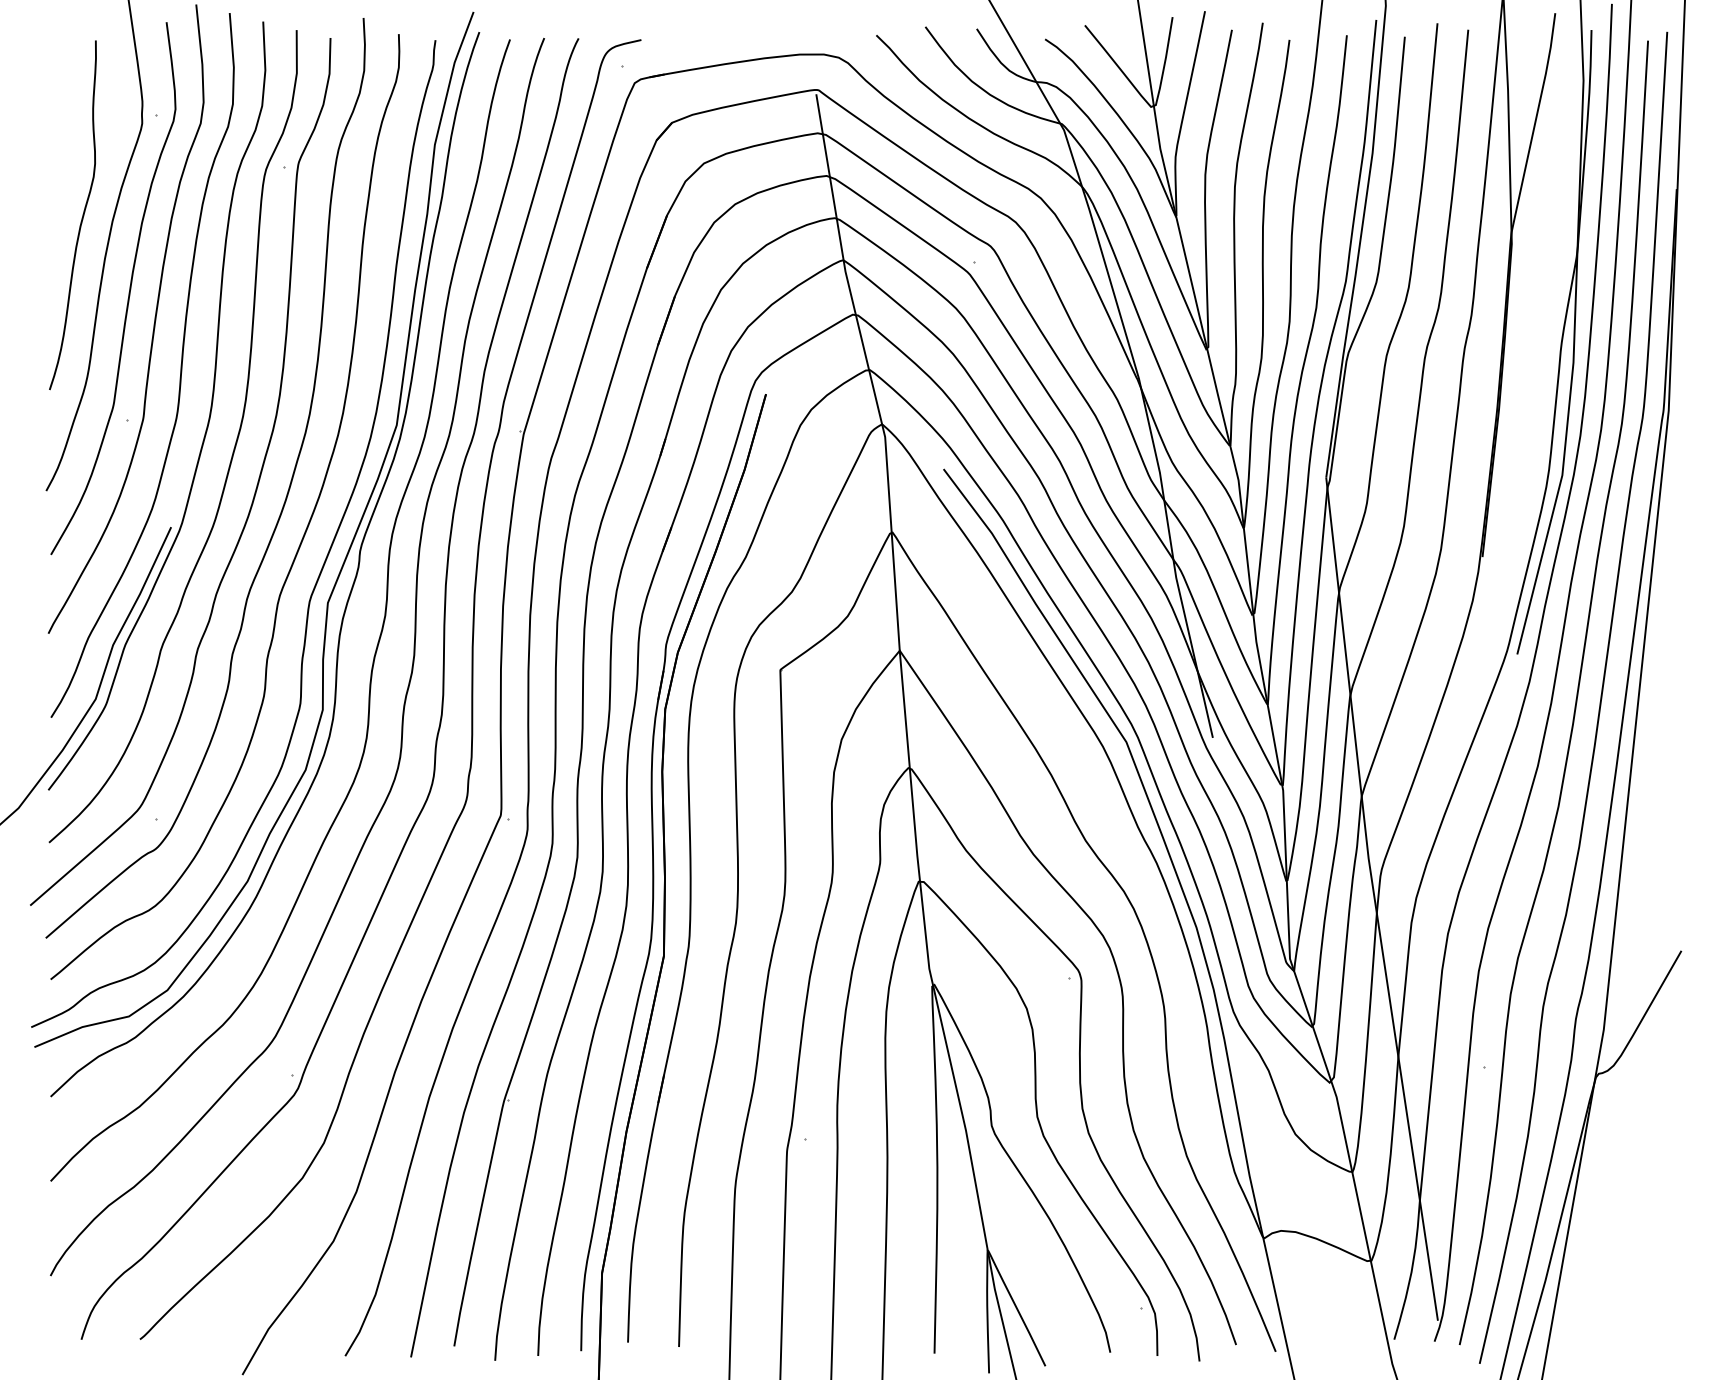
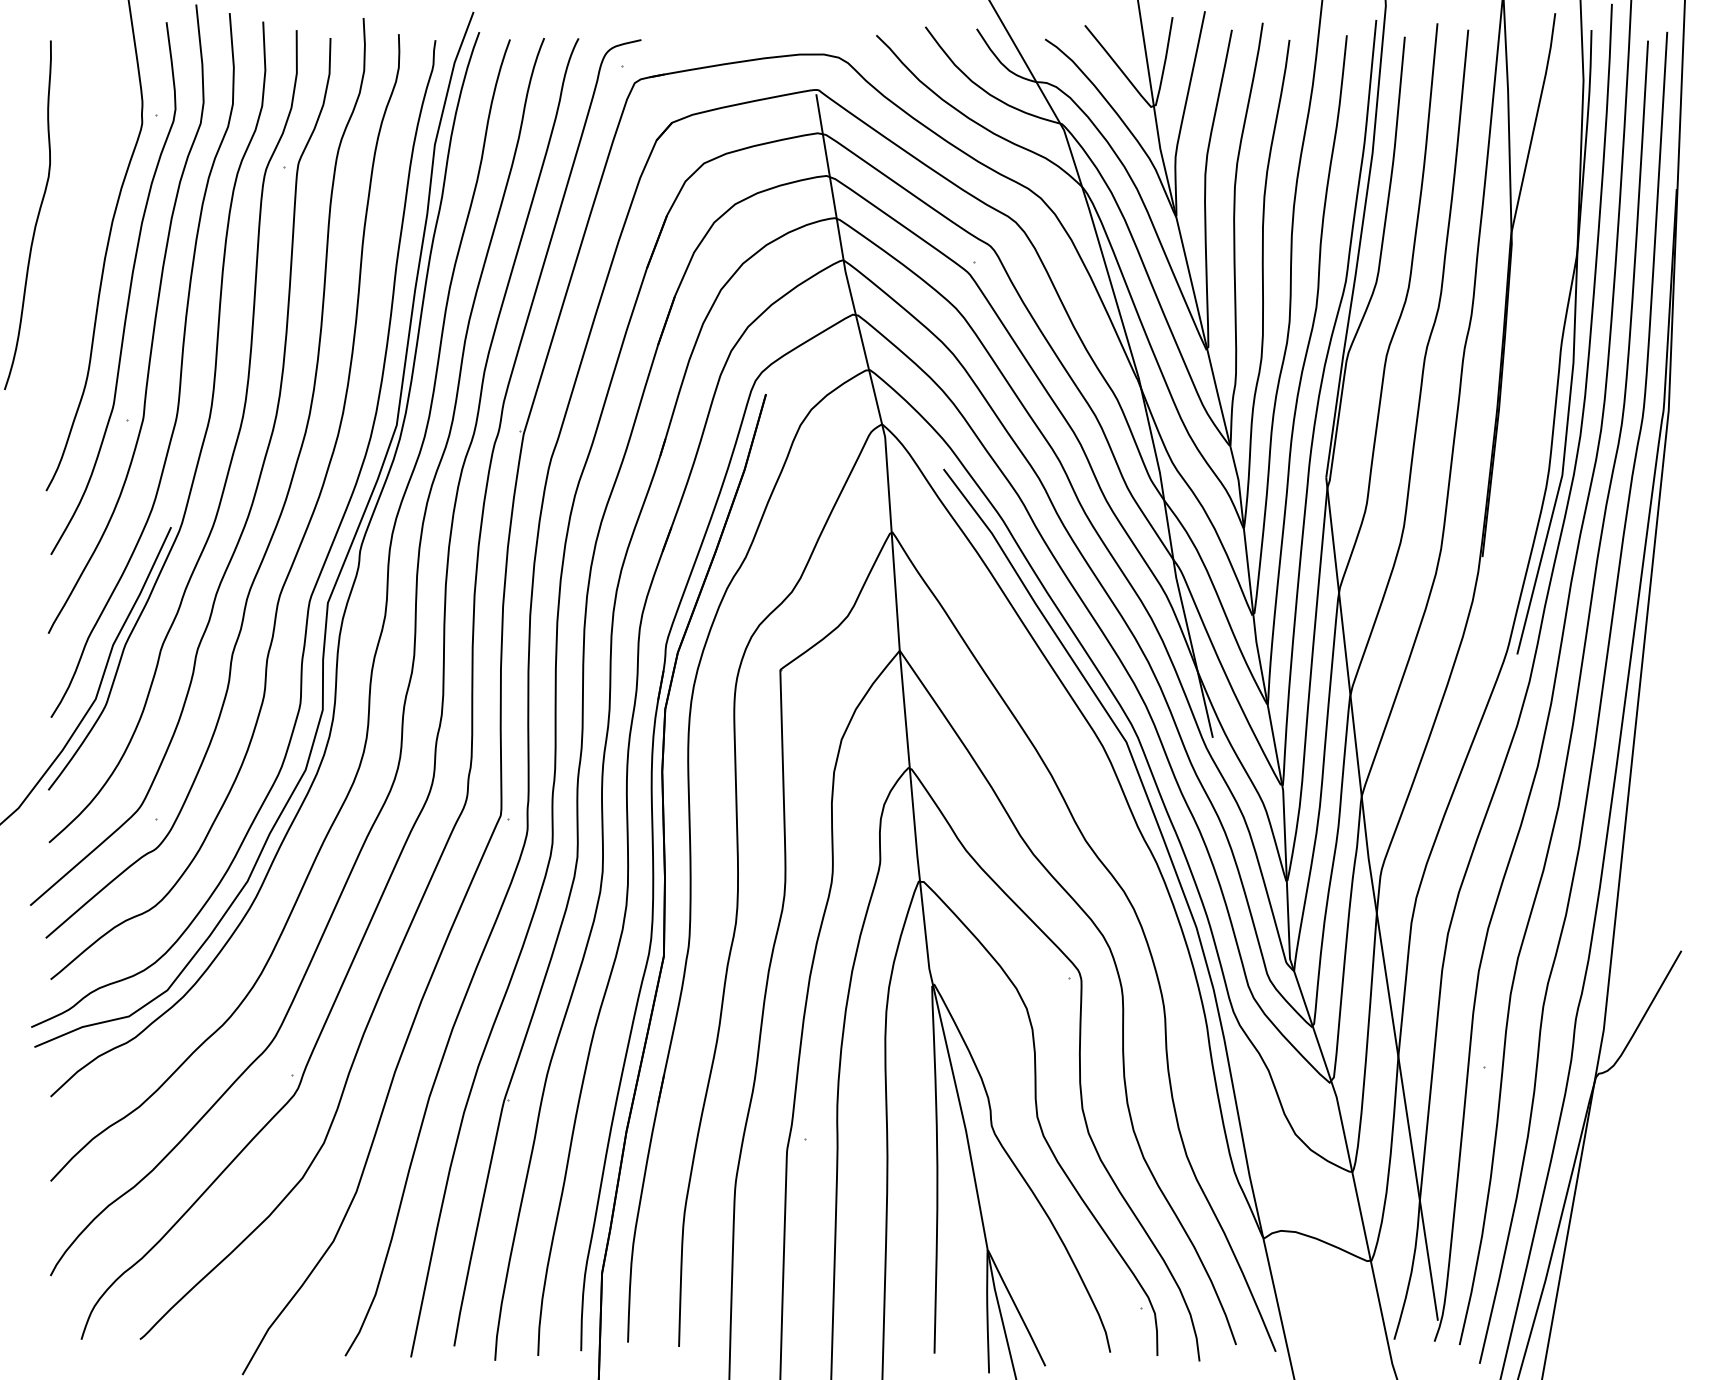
curve position: (81, 218) -> (36, 218) (36, 218)
